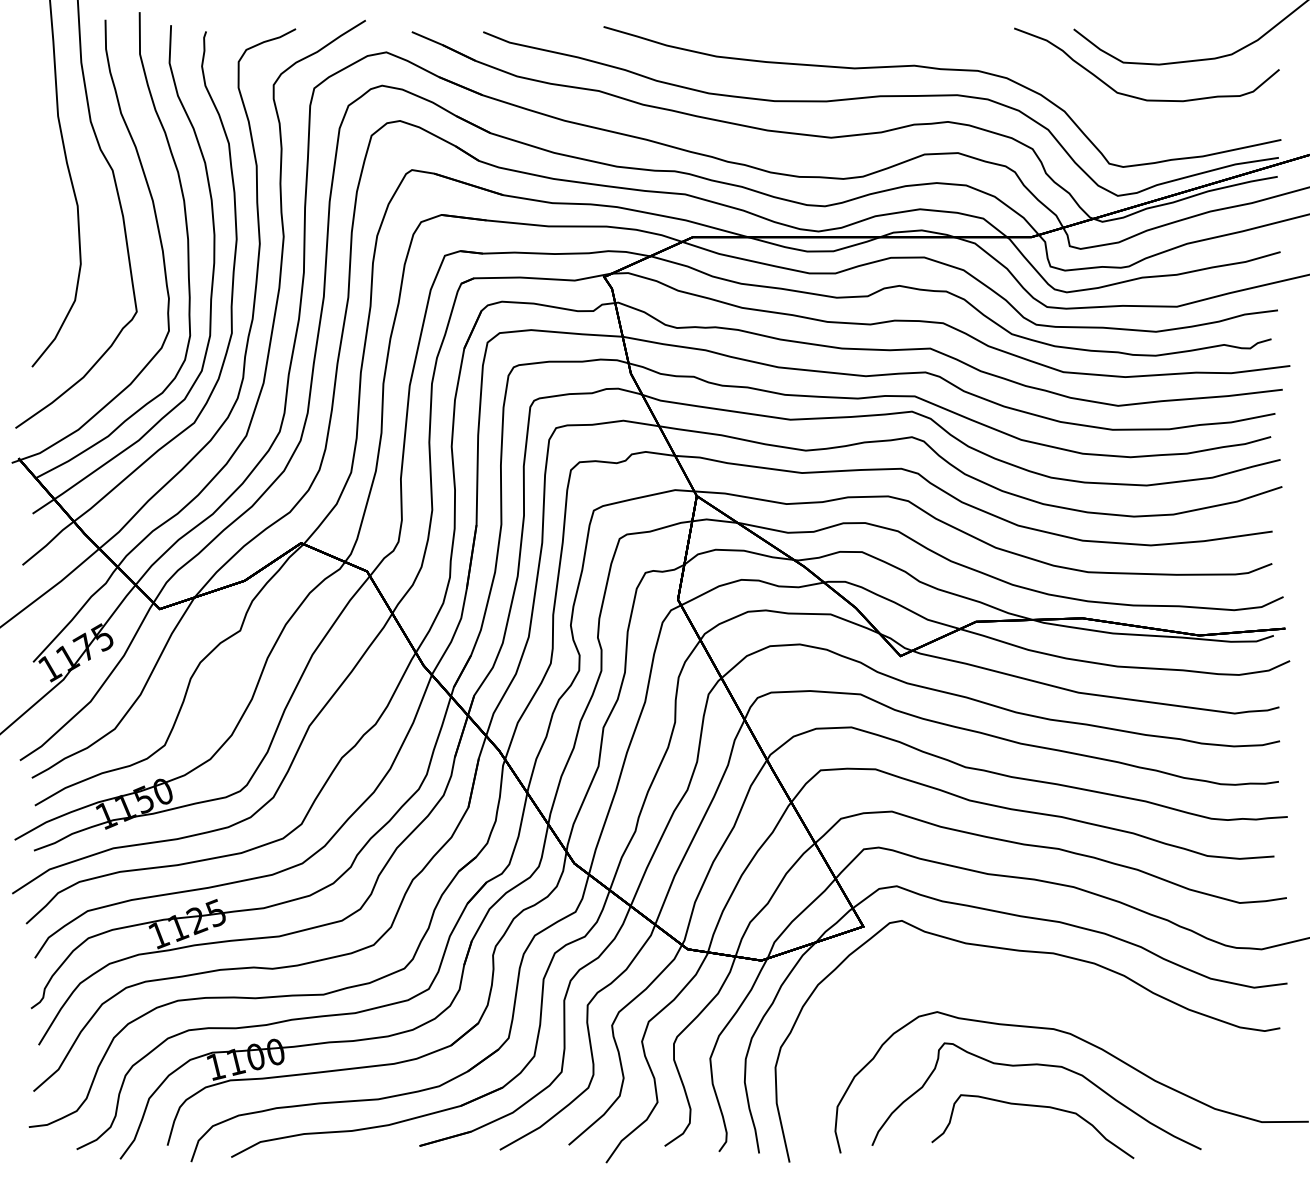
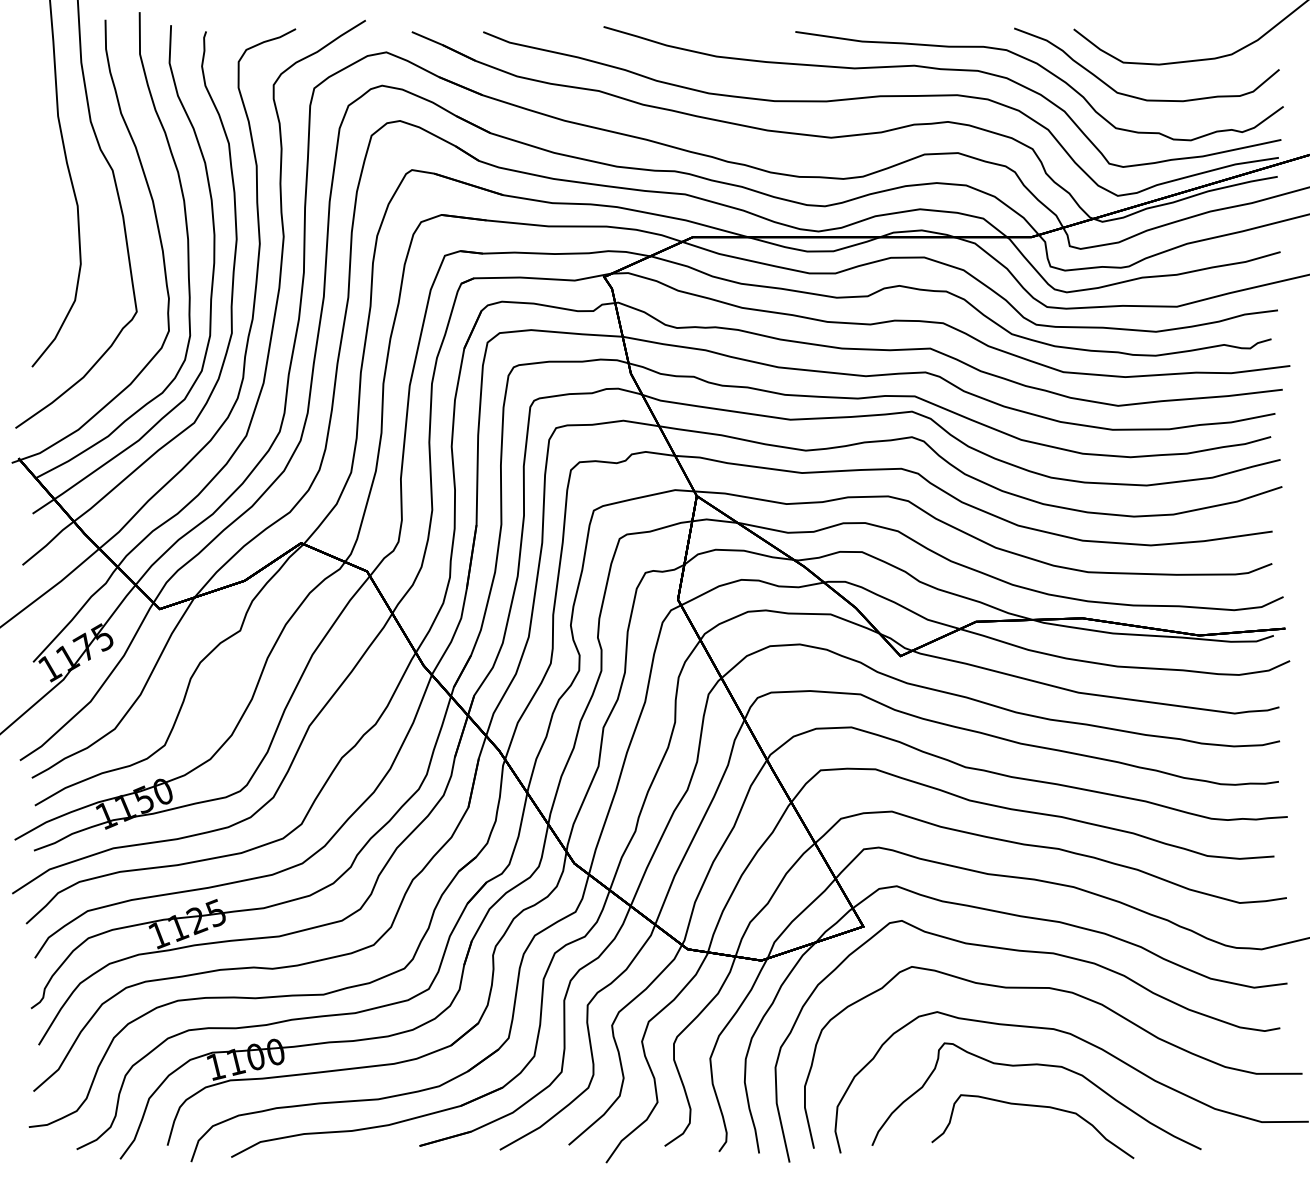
curve: none -> present (1048, 72)
curve: none -> present (1078, 996)
